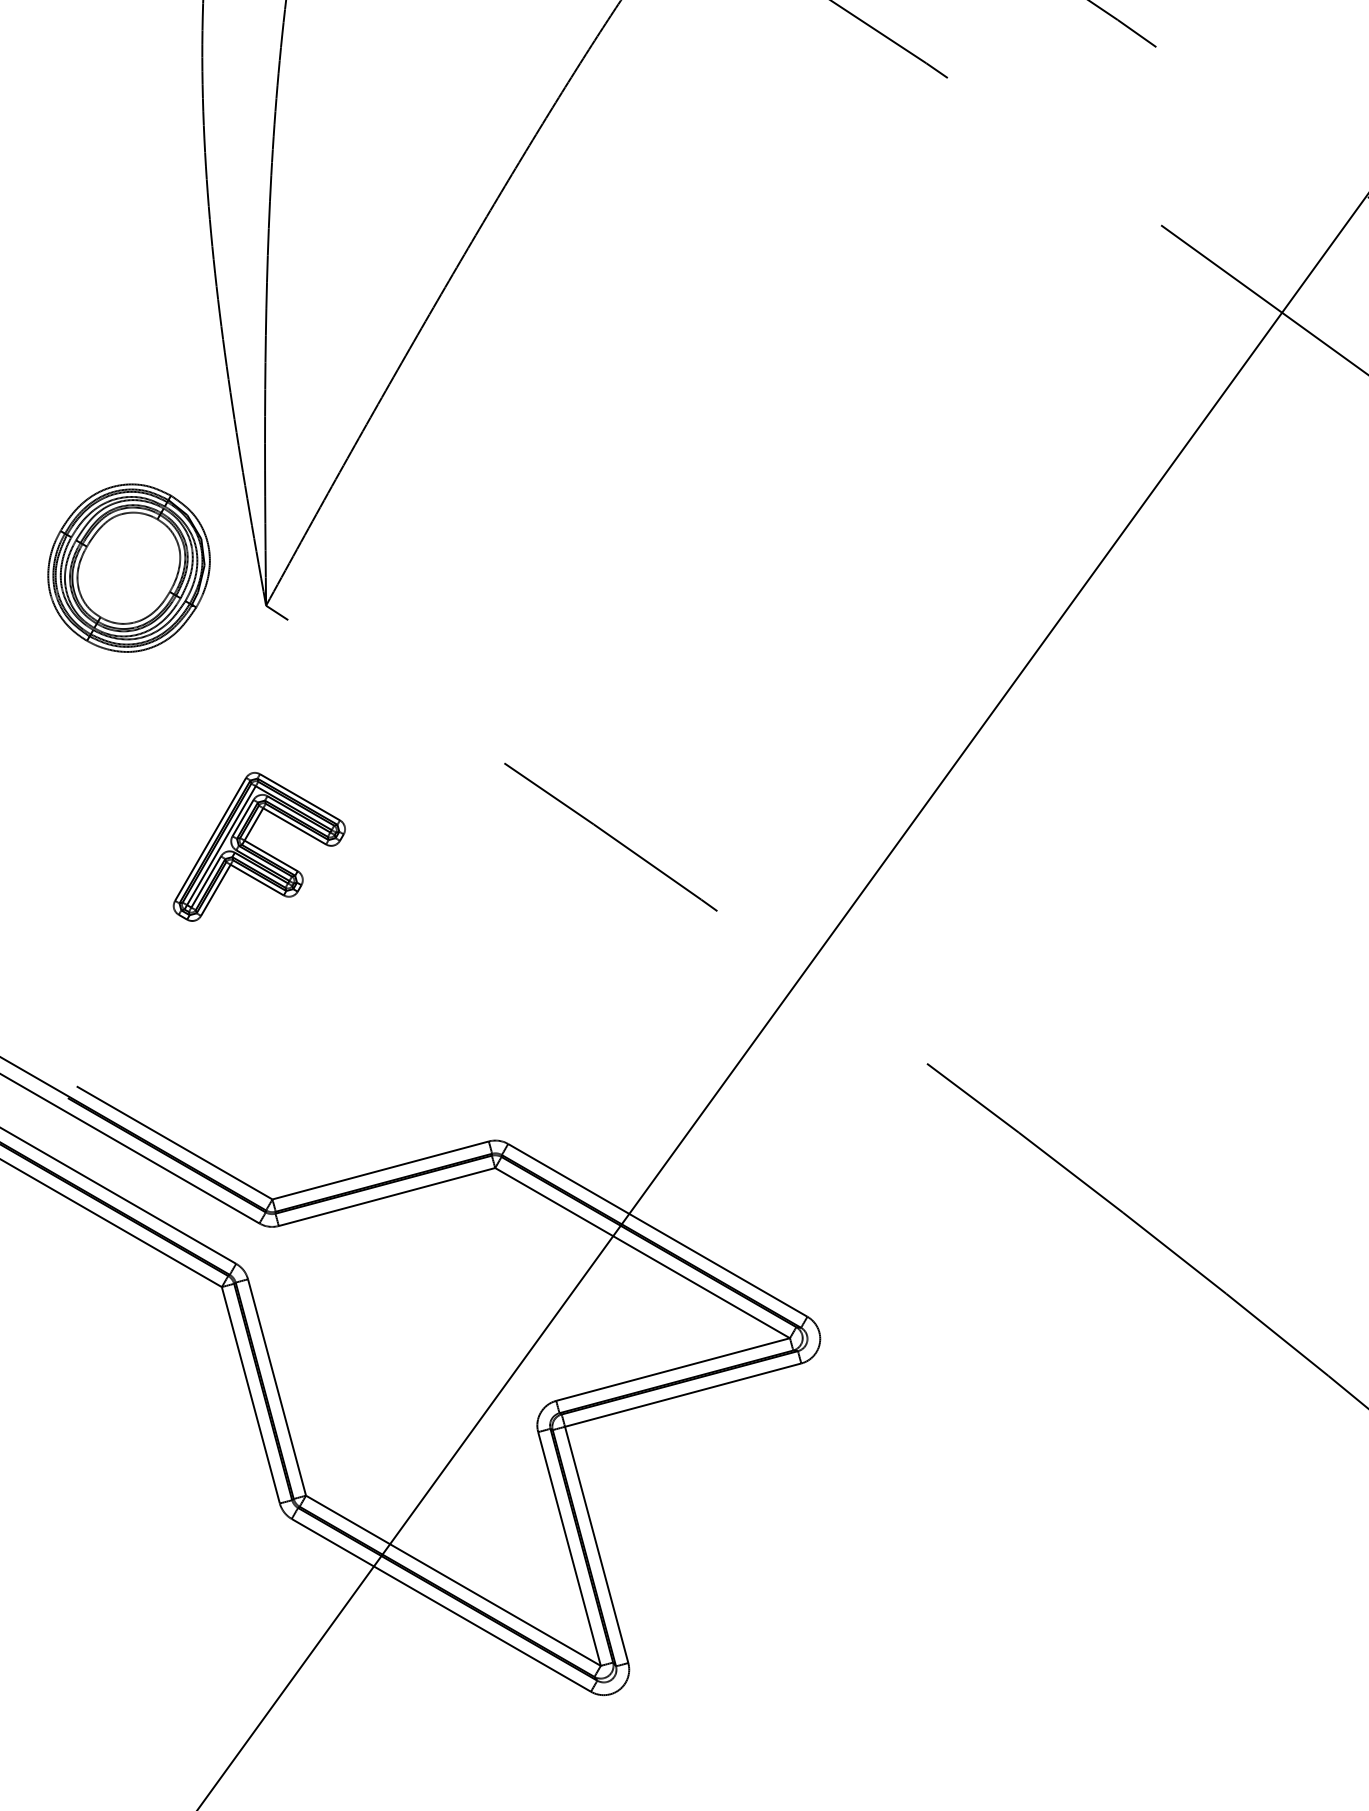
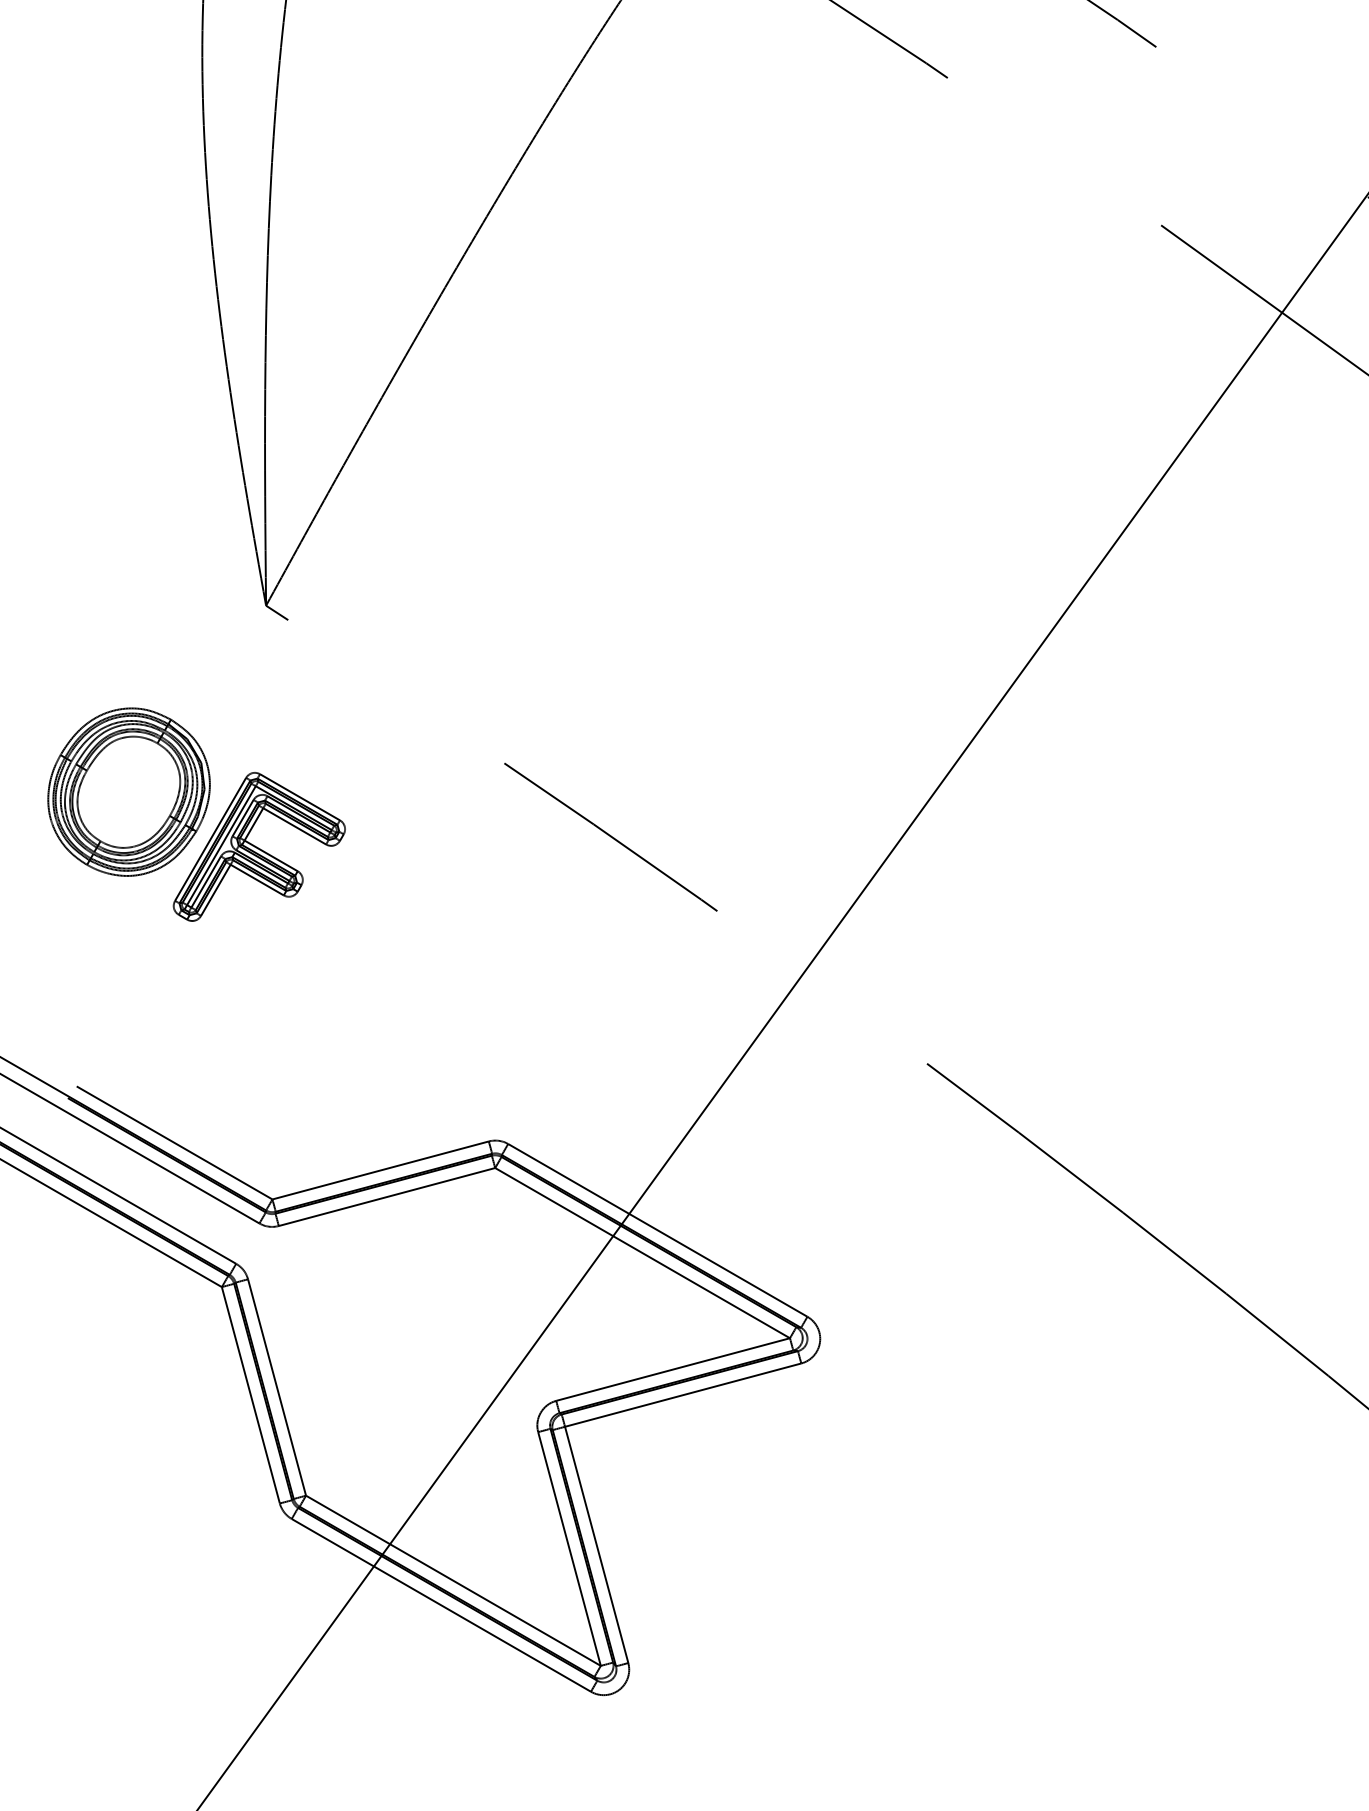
part position: (128, 567) -> (128, 791) (128, 791)
